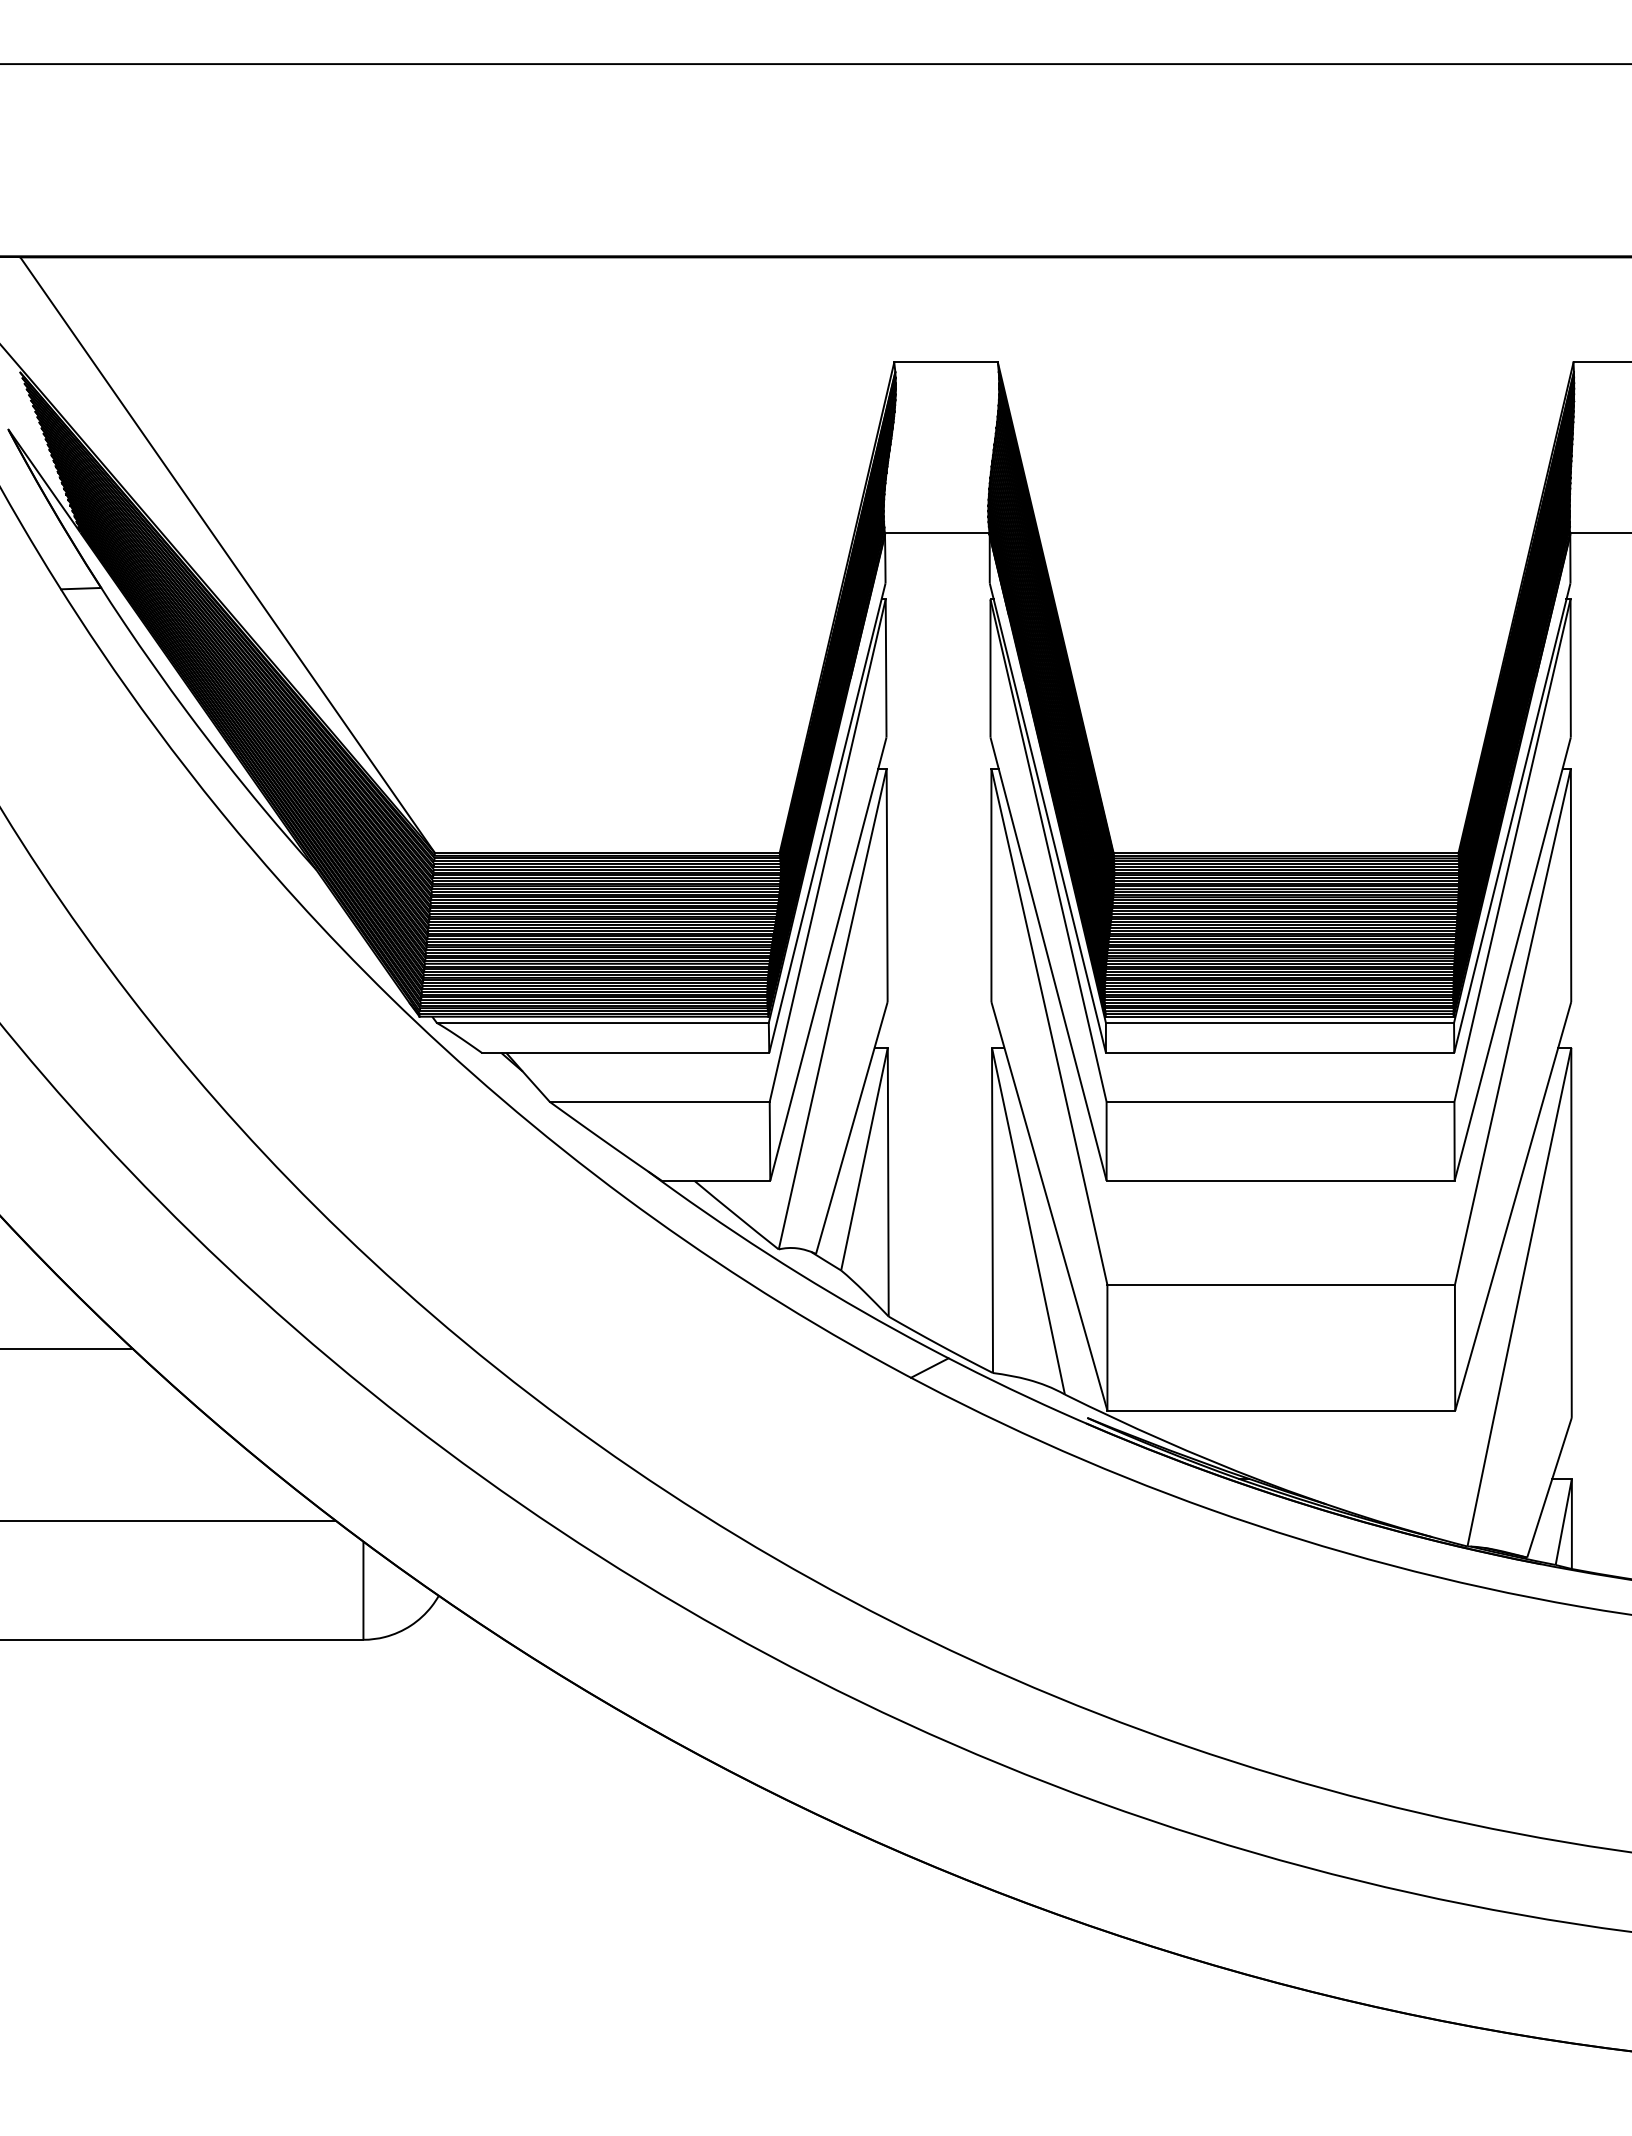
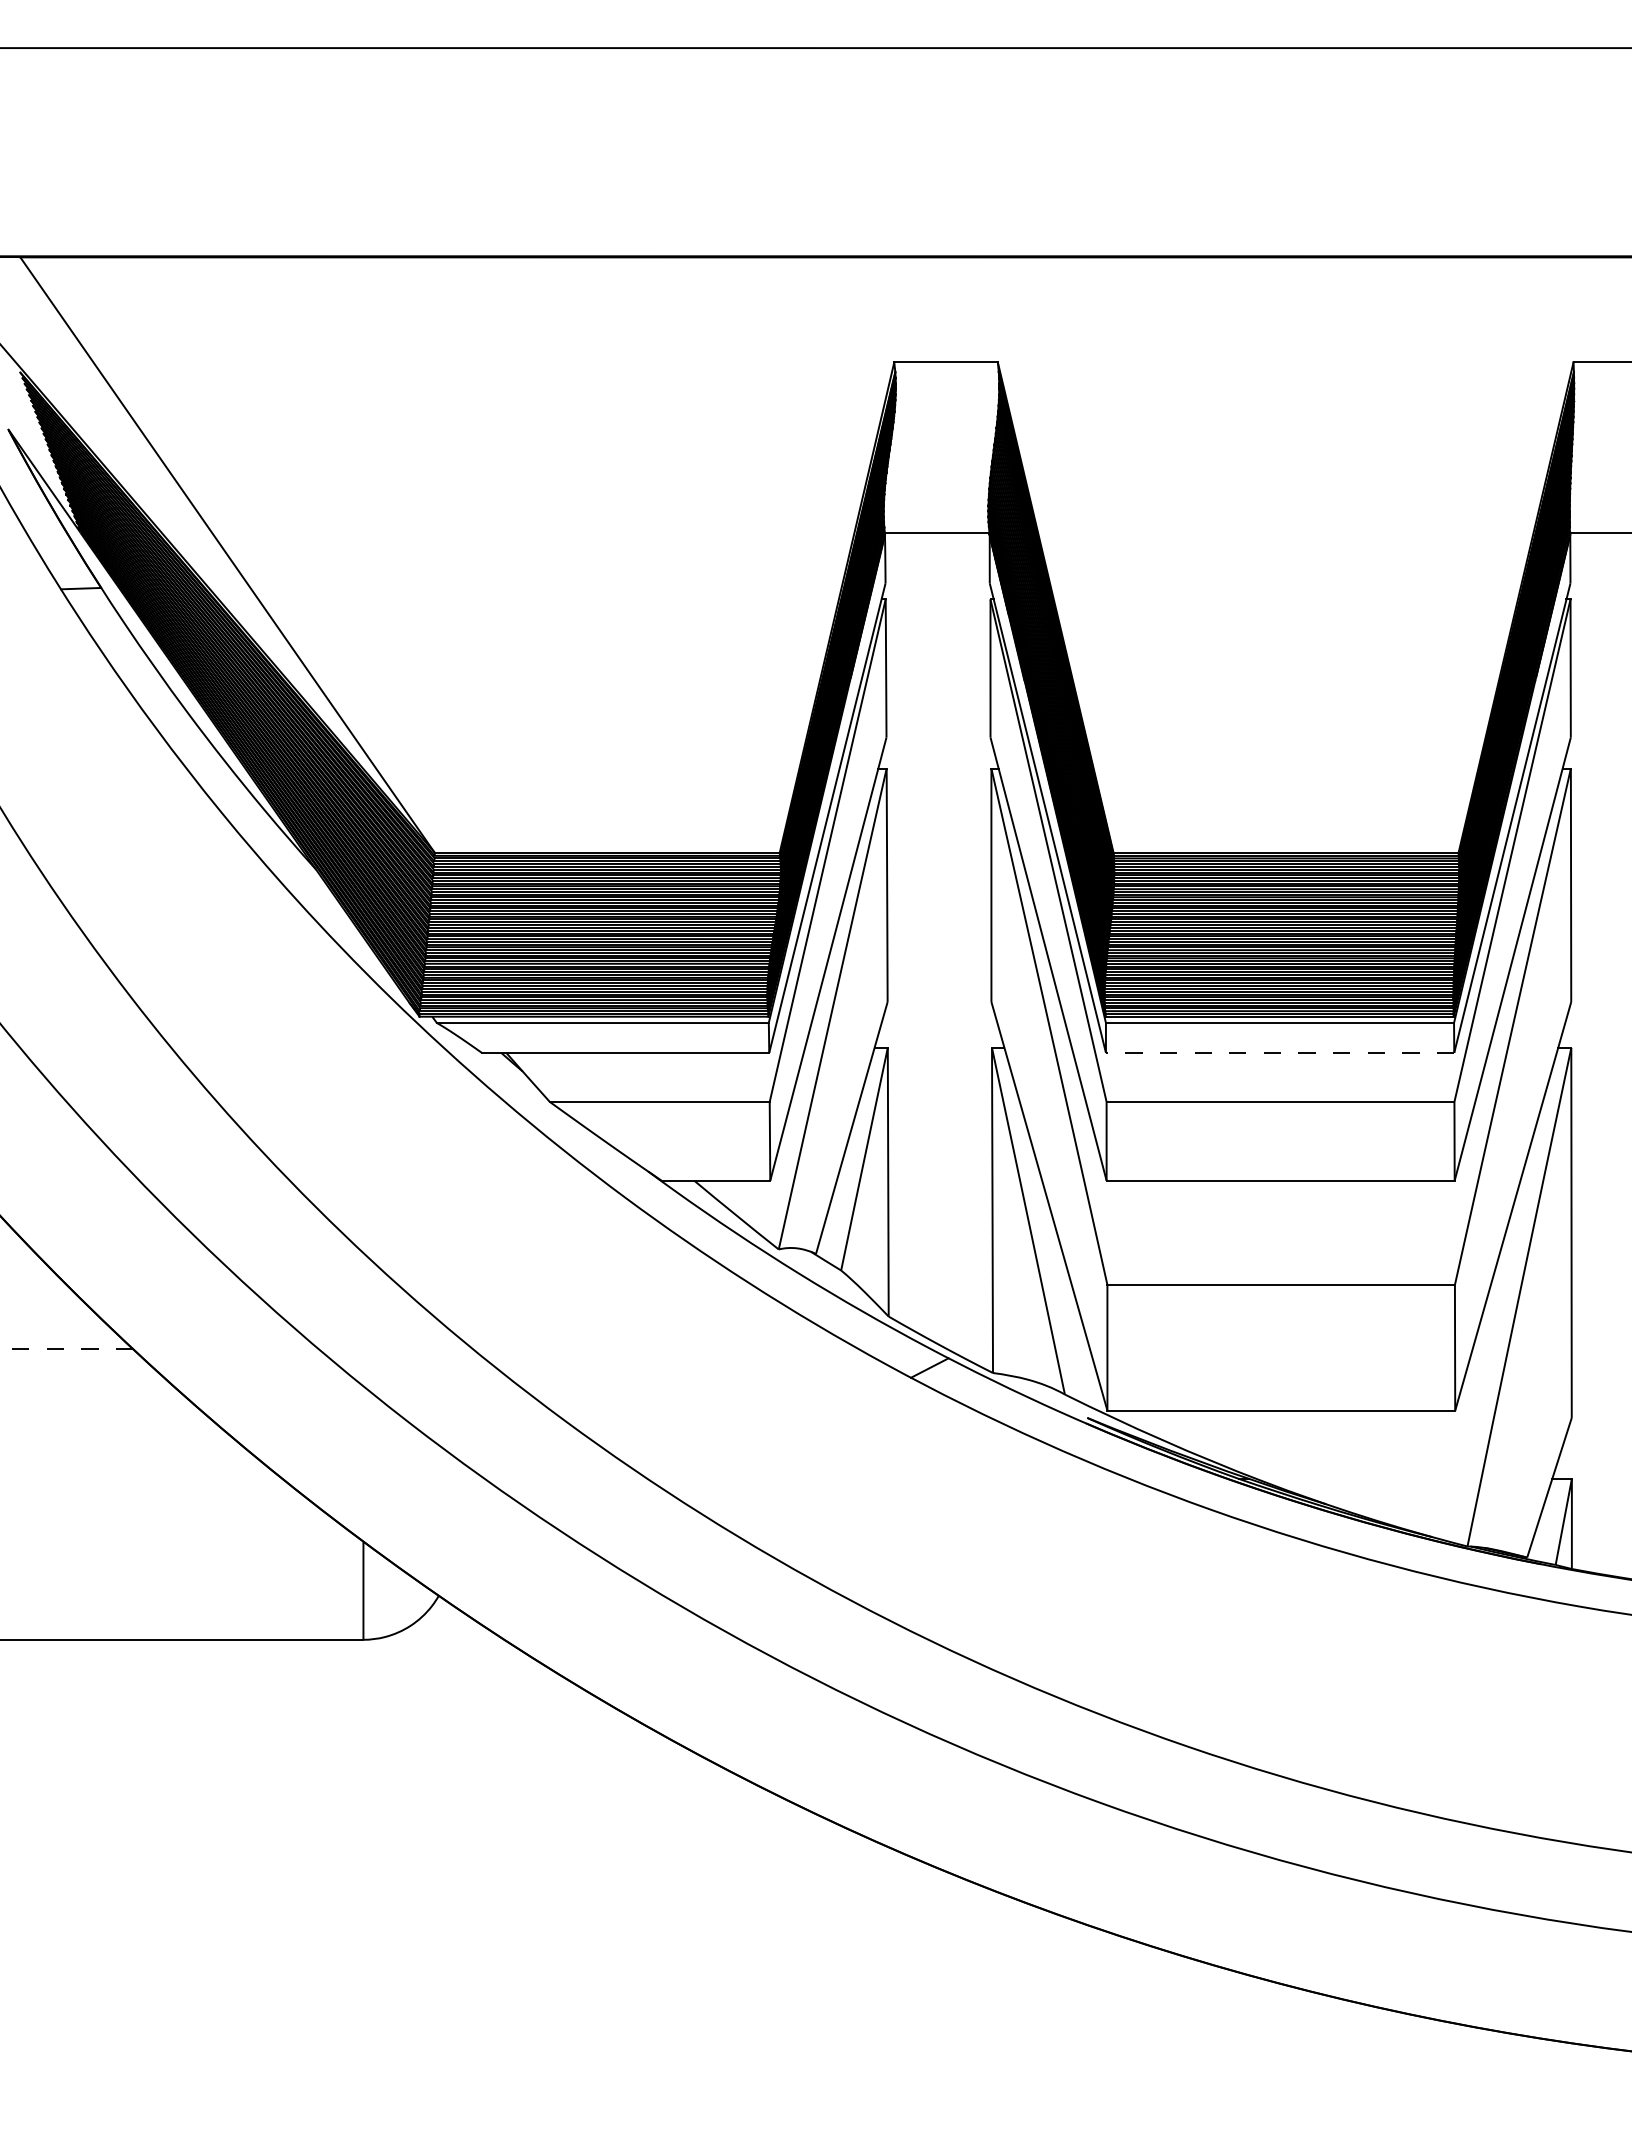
line position: (815, 64) -> (815, 48) (815, 48)
line: solid -> dashed (1279, 1052)
line: solid -> dashed (66, 1349)
line: present -> none (169, 1520)
